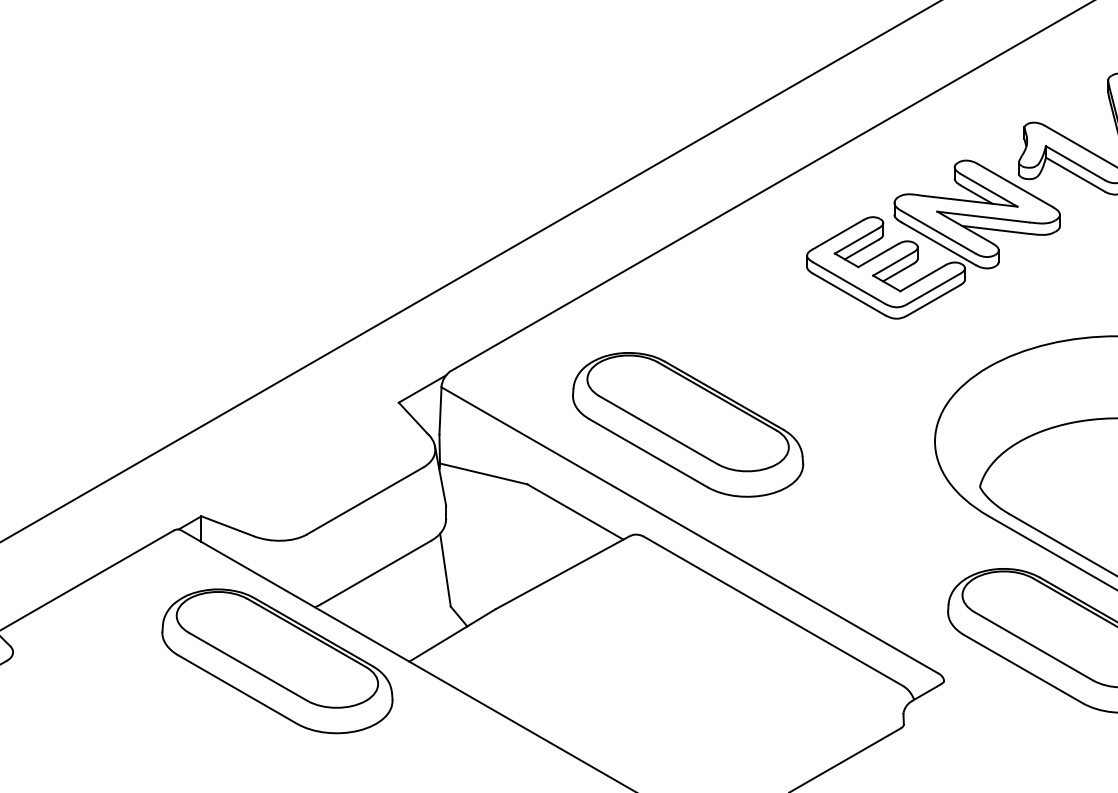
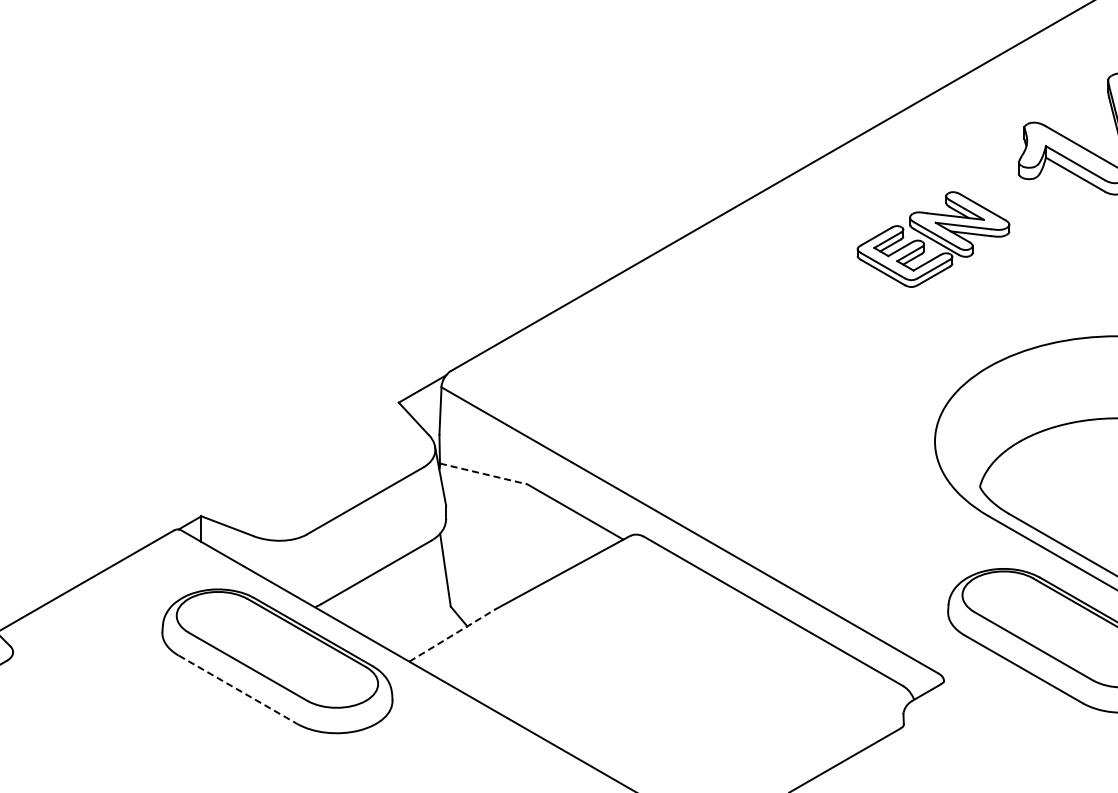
part size: 255x161 px -> 155x97 px (933, 239)
line: present -> none (470, 271)
part: present -> none (688, 424)
line: solid -> dashed (483, 473)
line: solid -> dashed (452, 635)
line: solid -> dashed (238, 690)
